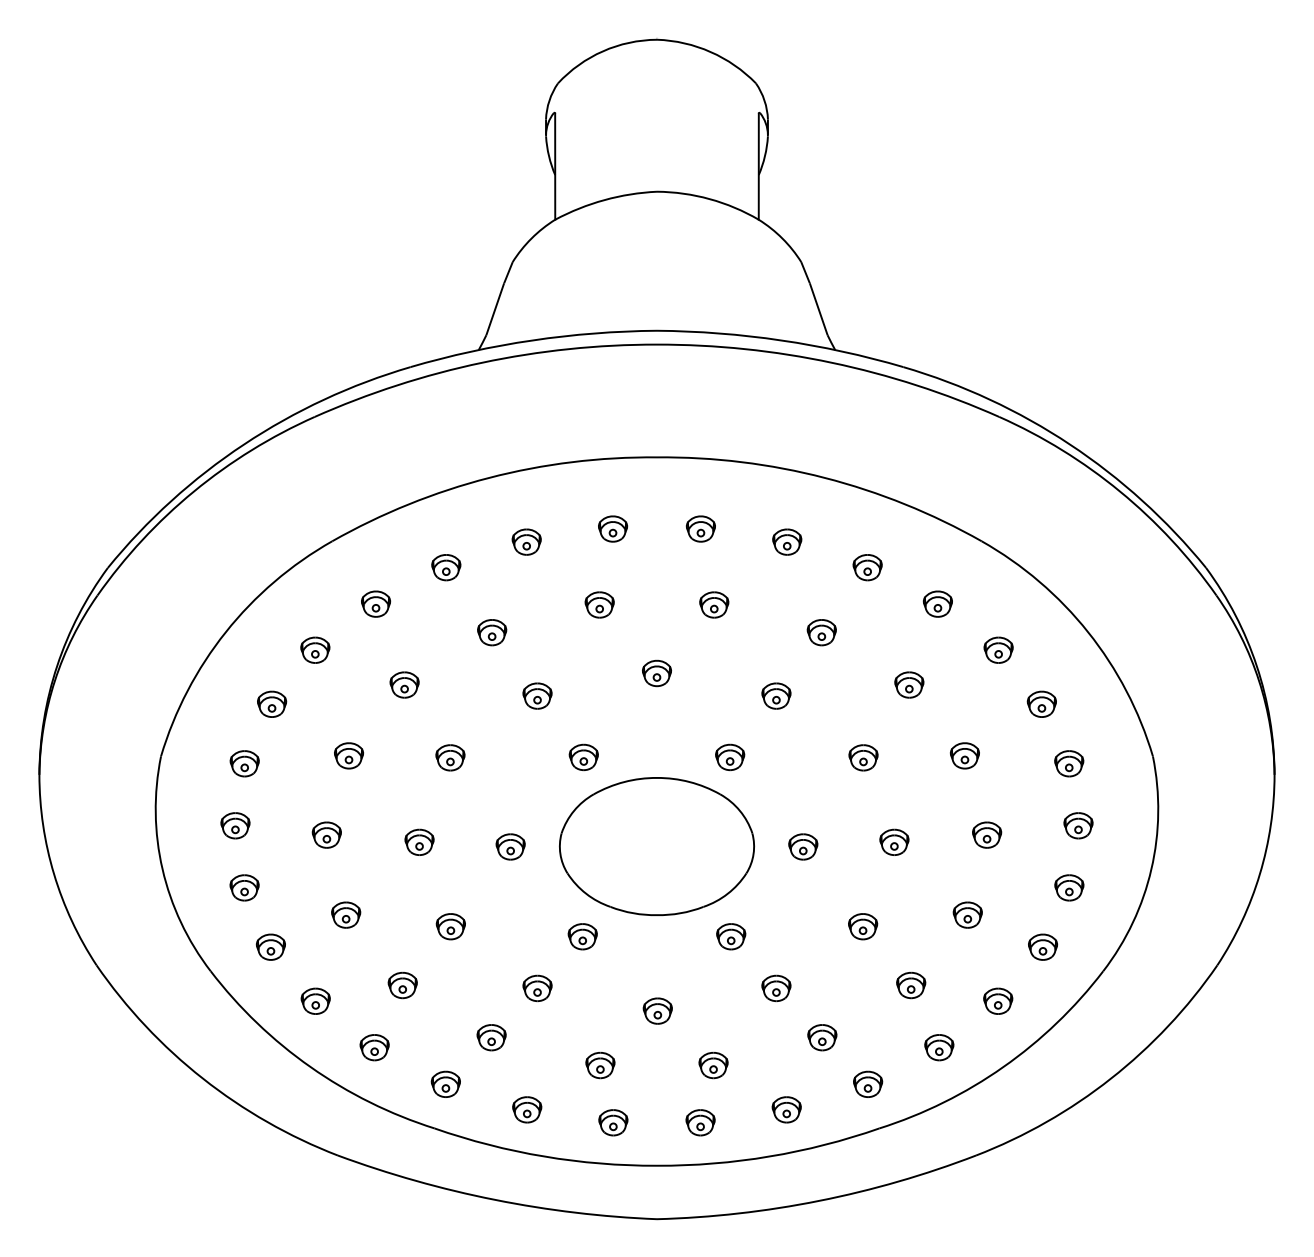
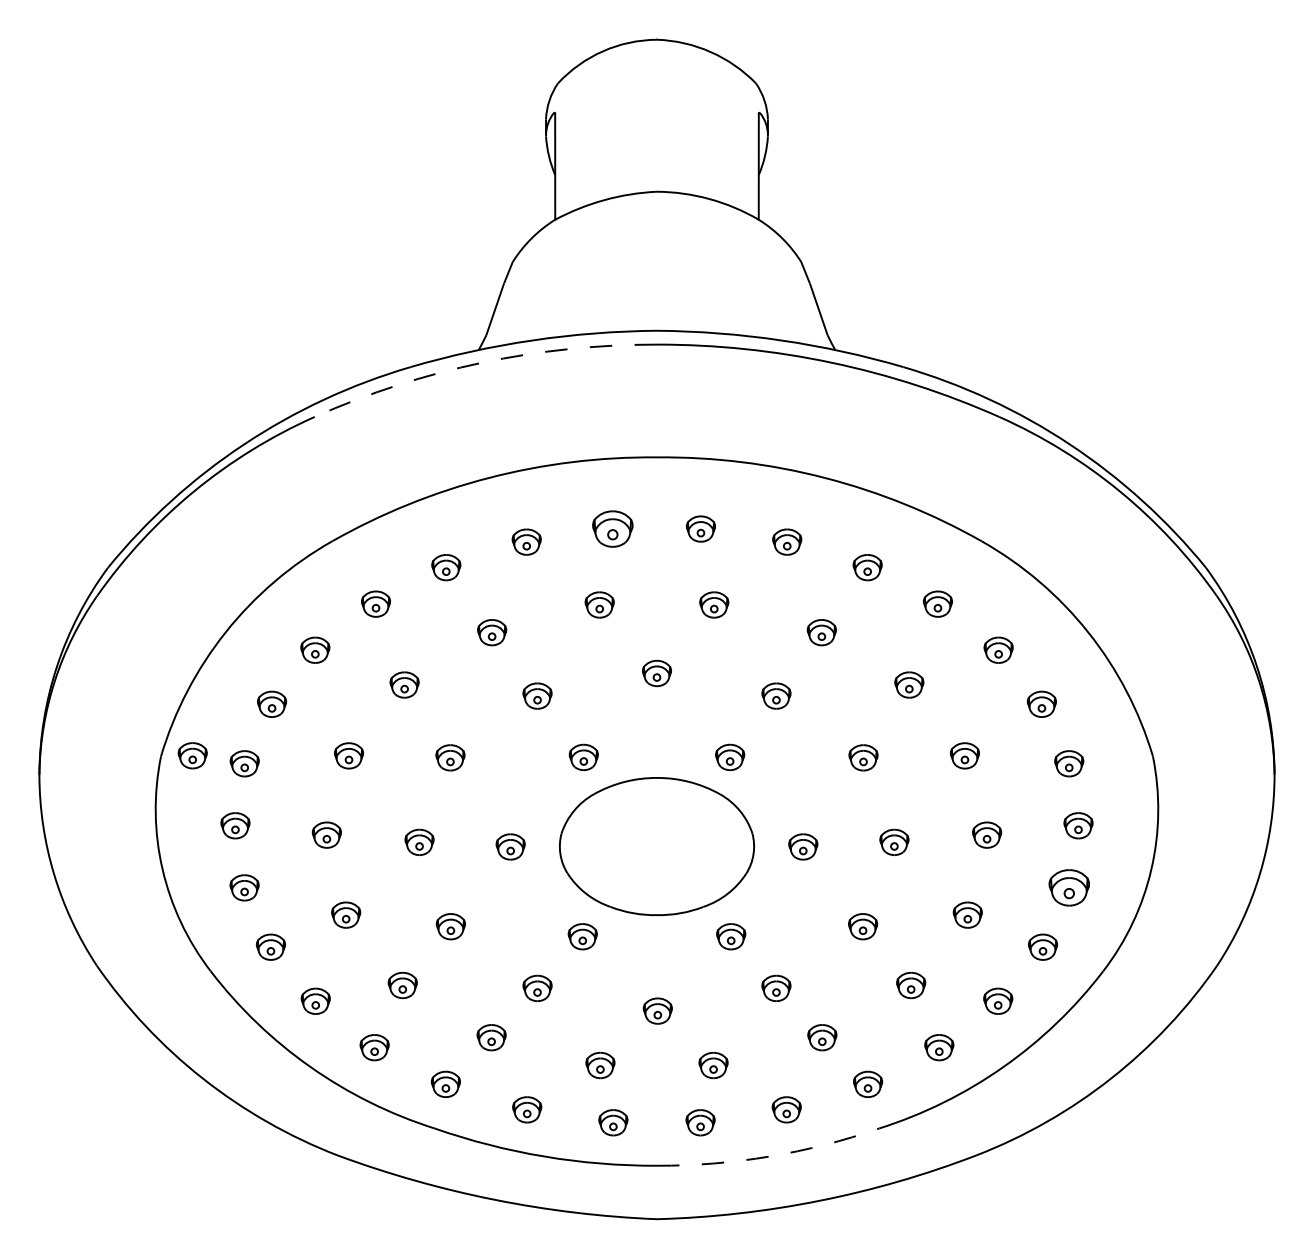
arc: solid -> dashed (482, 362)
part size: 31x28 px -> 42x38 px (612, 528)
part: none -> present (192, 755)
part size: 31x28 px -> 42x38 px (1068, 887)
arc: solid -> dashed (769, 1156)
